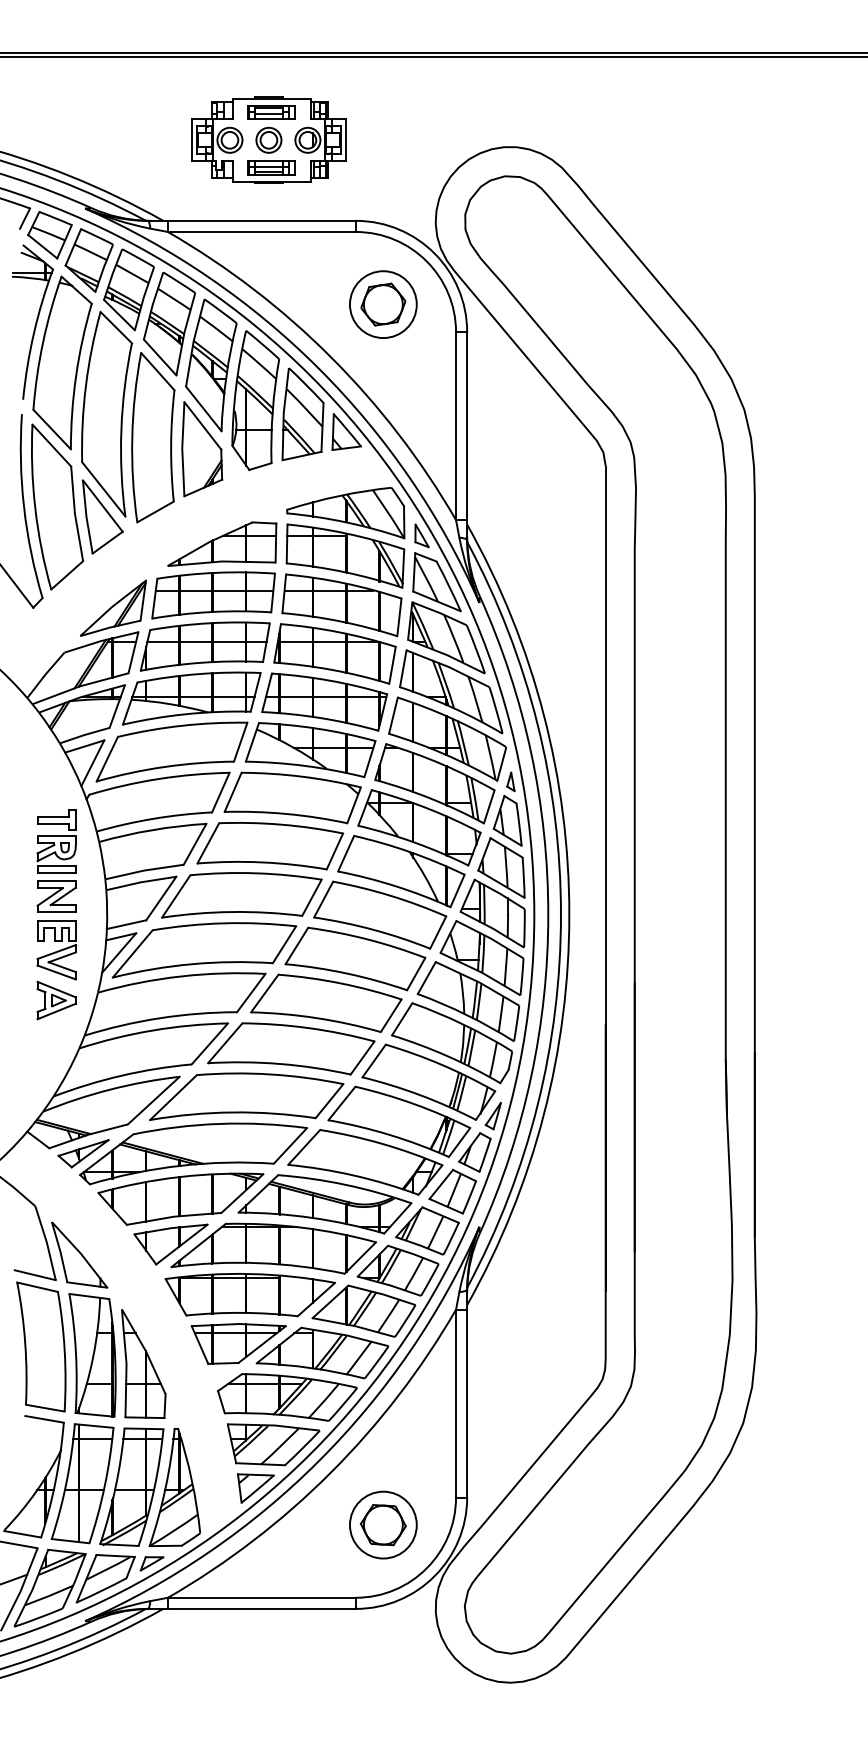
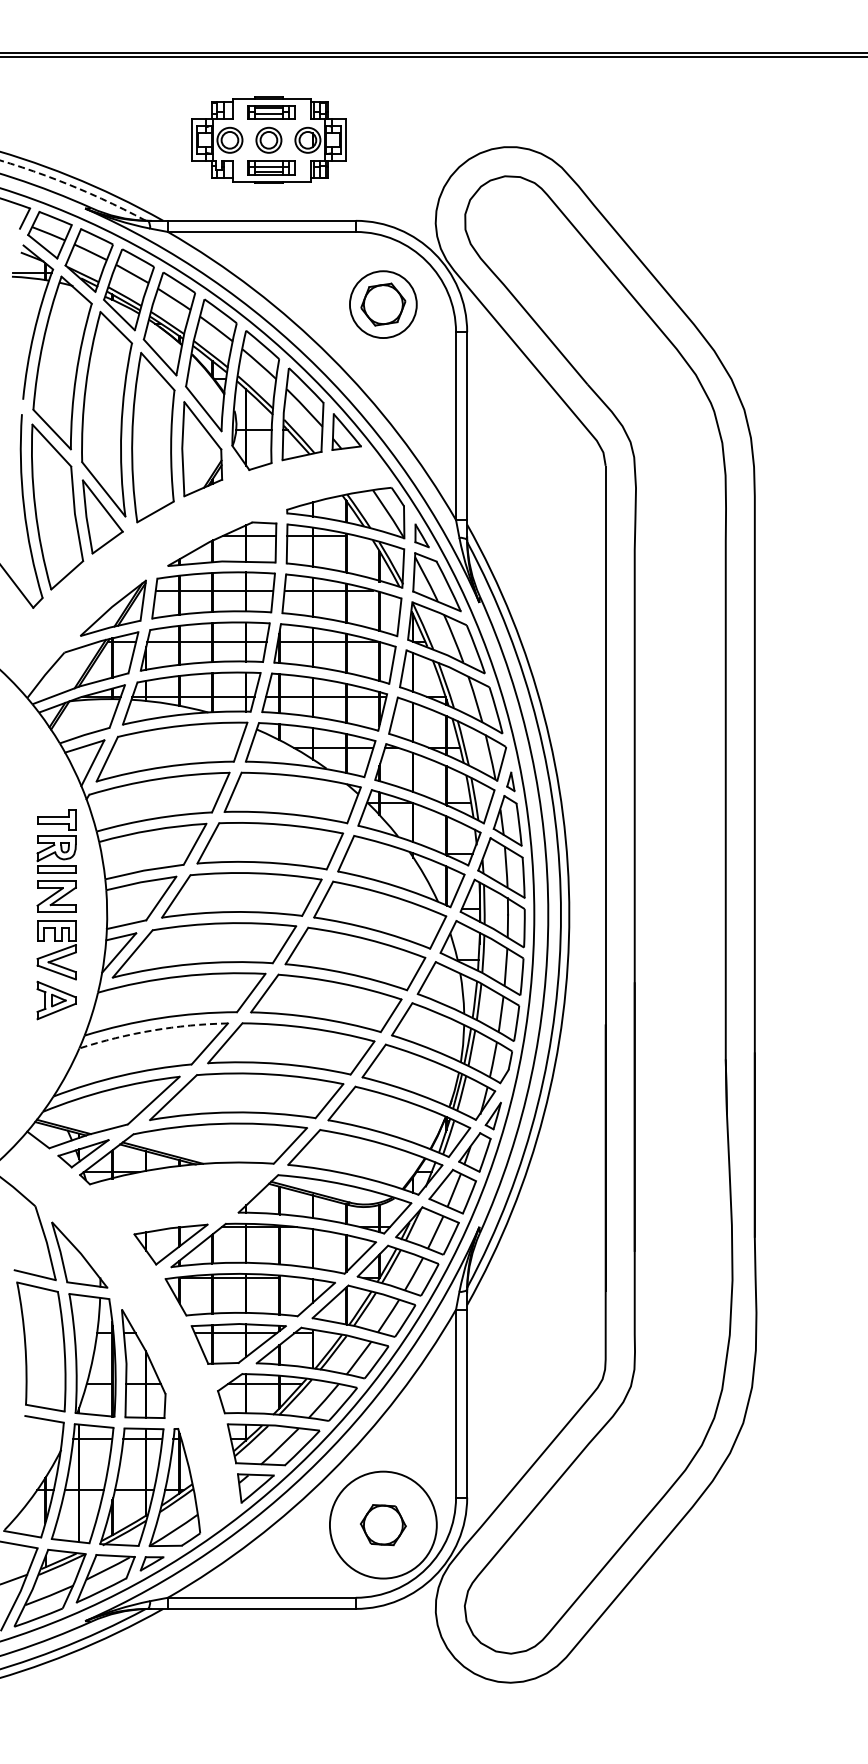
arc: solid -> dashed (73, 186)
arc: solid -> dashed (152, 1030)
part: present -> none (180, 1198)
circle diameter: 67 px -> 107 px (382, 1524)
